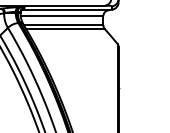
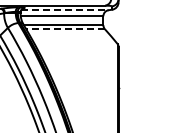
line: solid -> dashed (65, 10)
line: solid -> dashed (65, 29)
